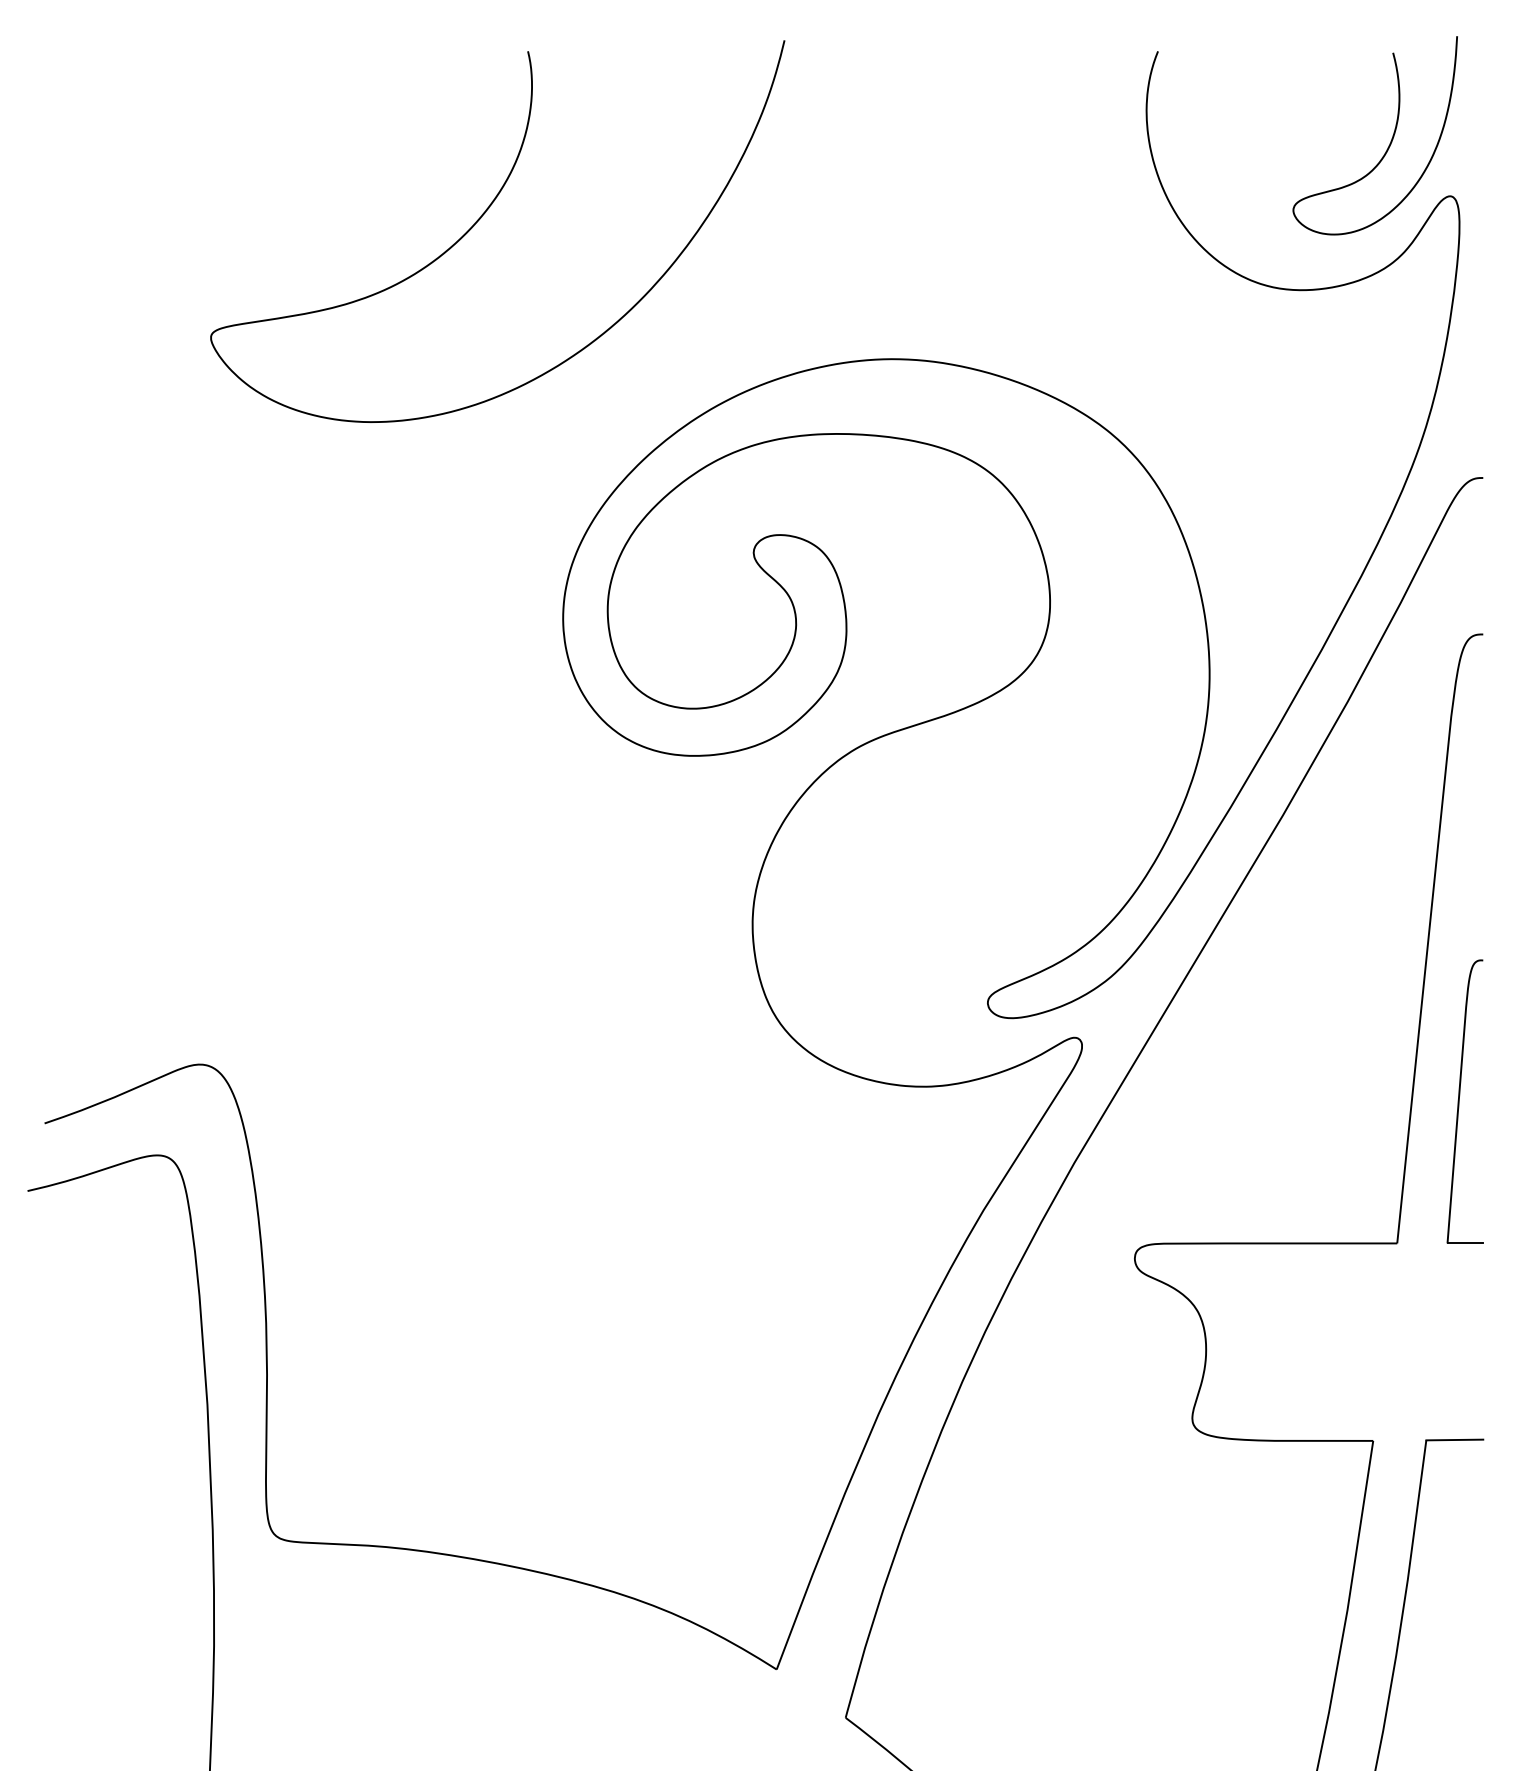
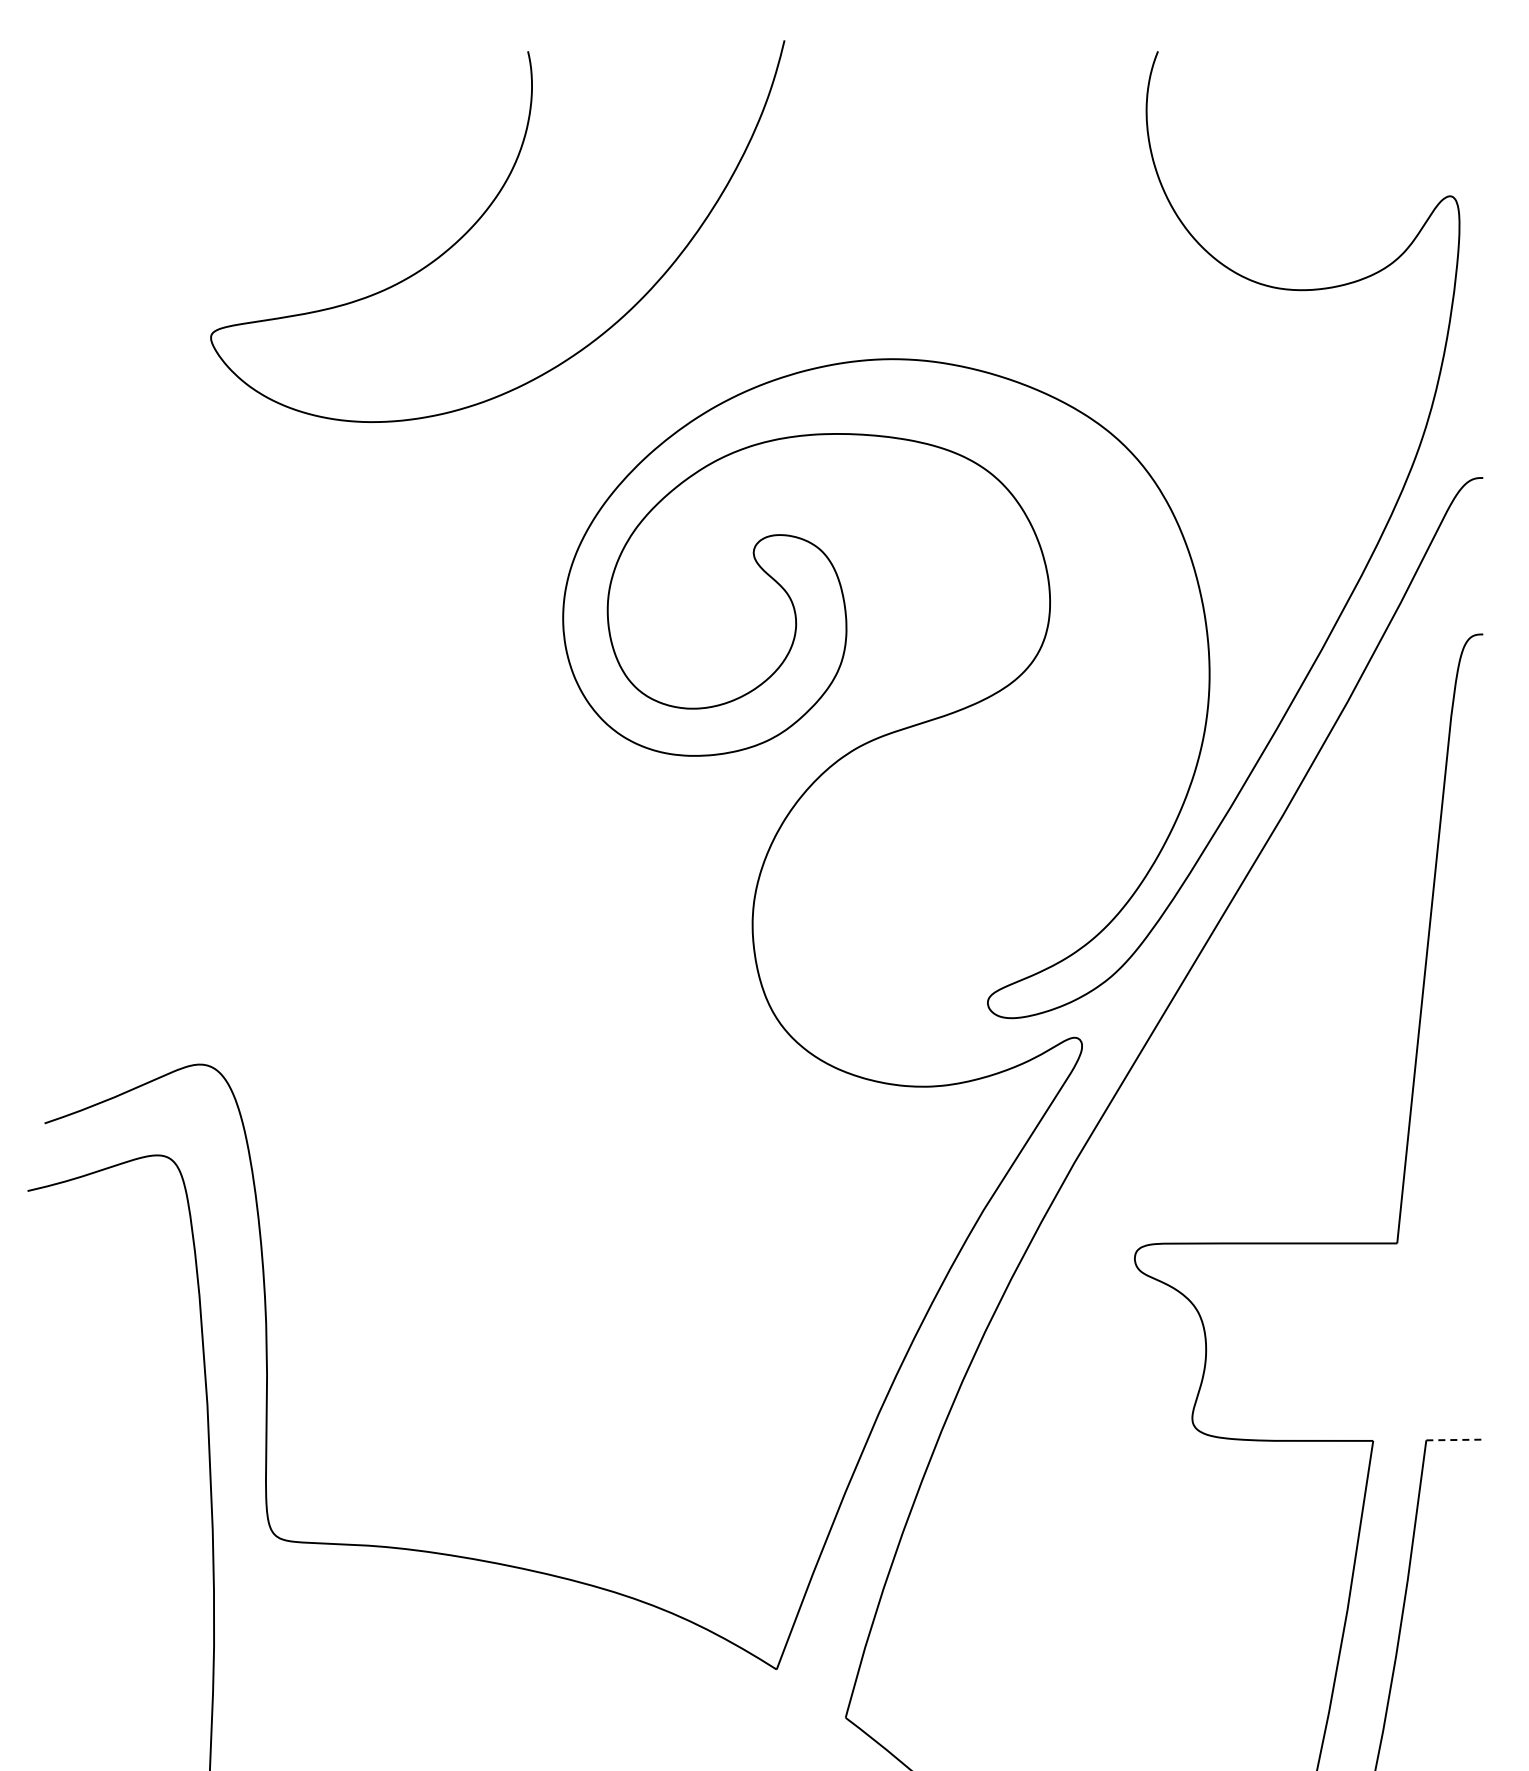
curve: present -> none (1389, 143)
part: present -> none (1464, 1101)
line: solid -> dashed (1455, 1440)
